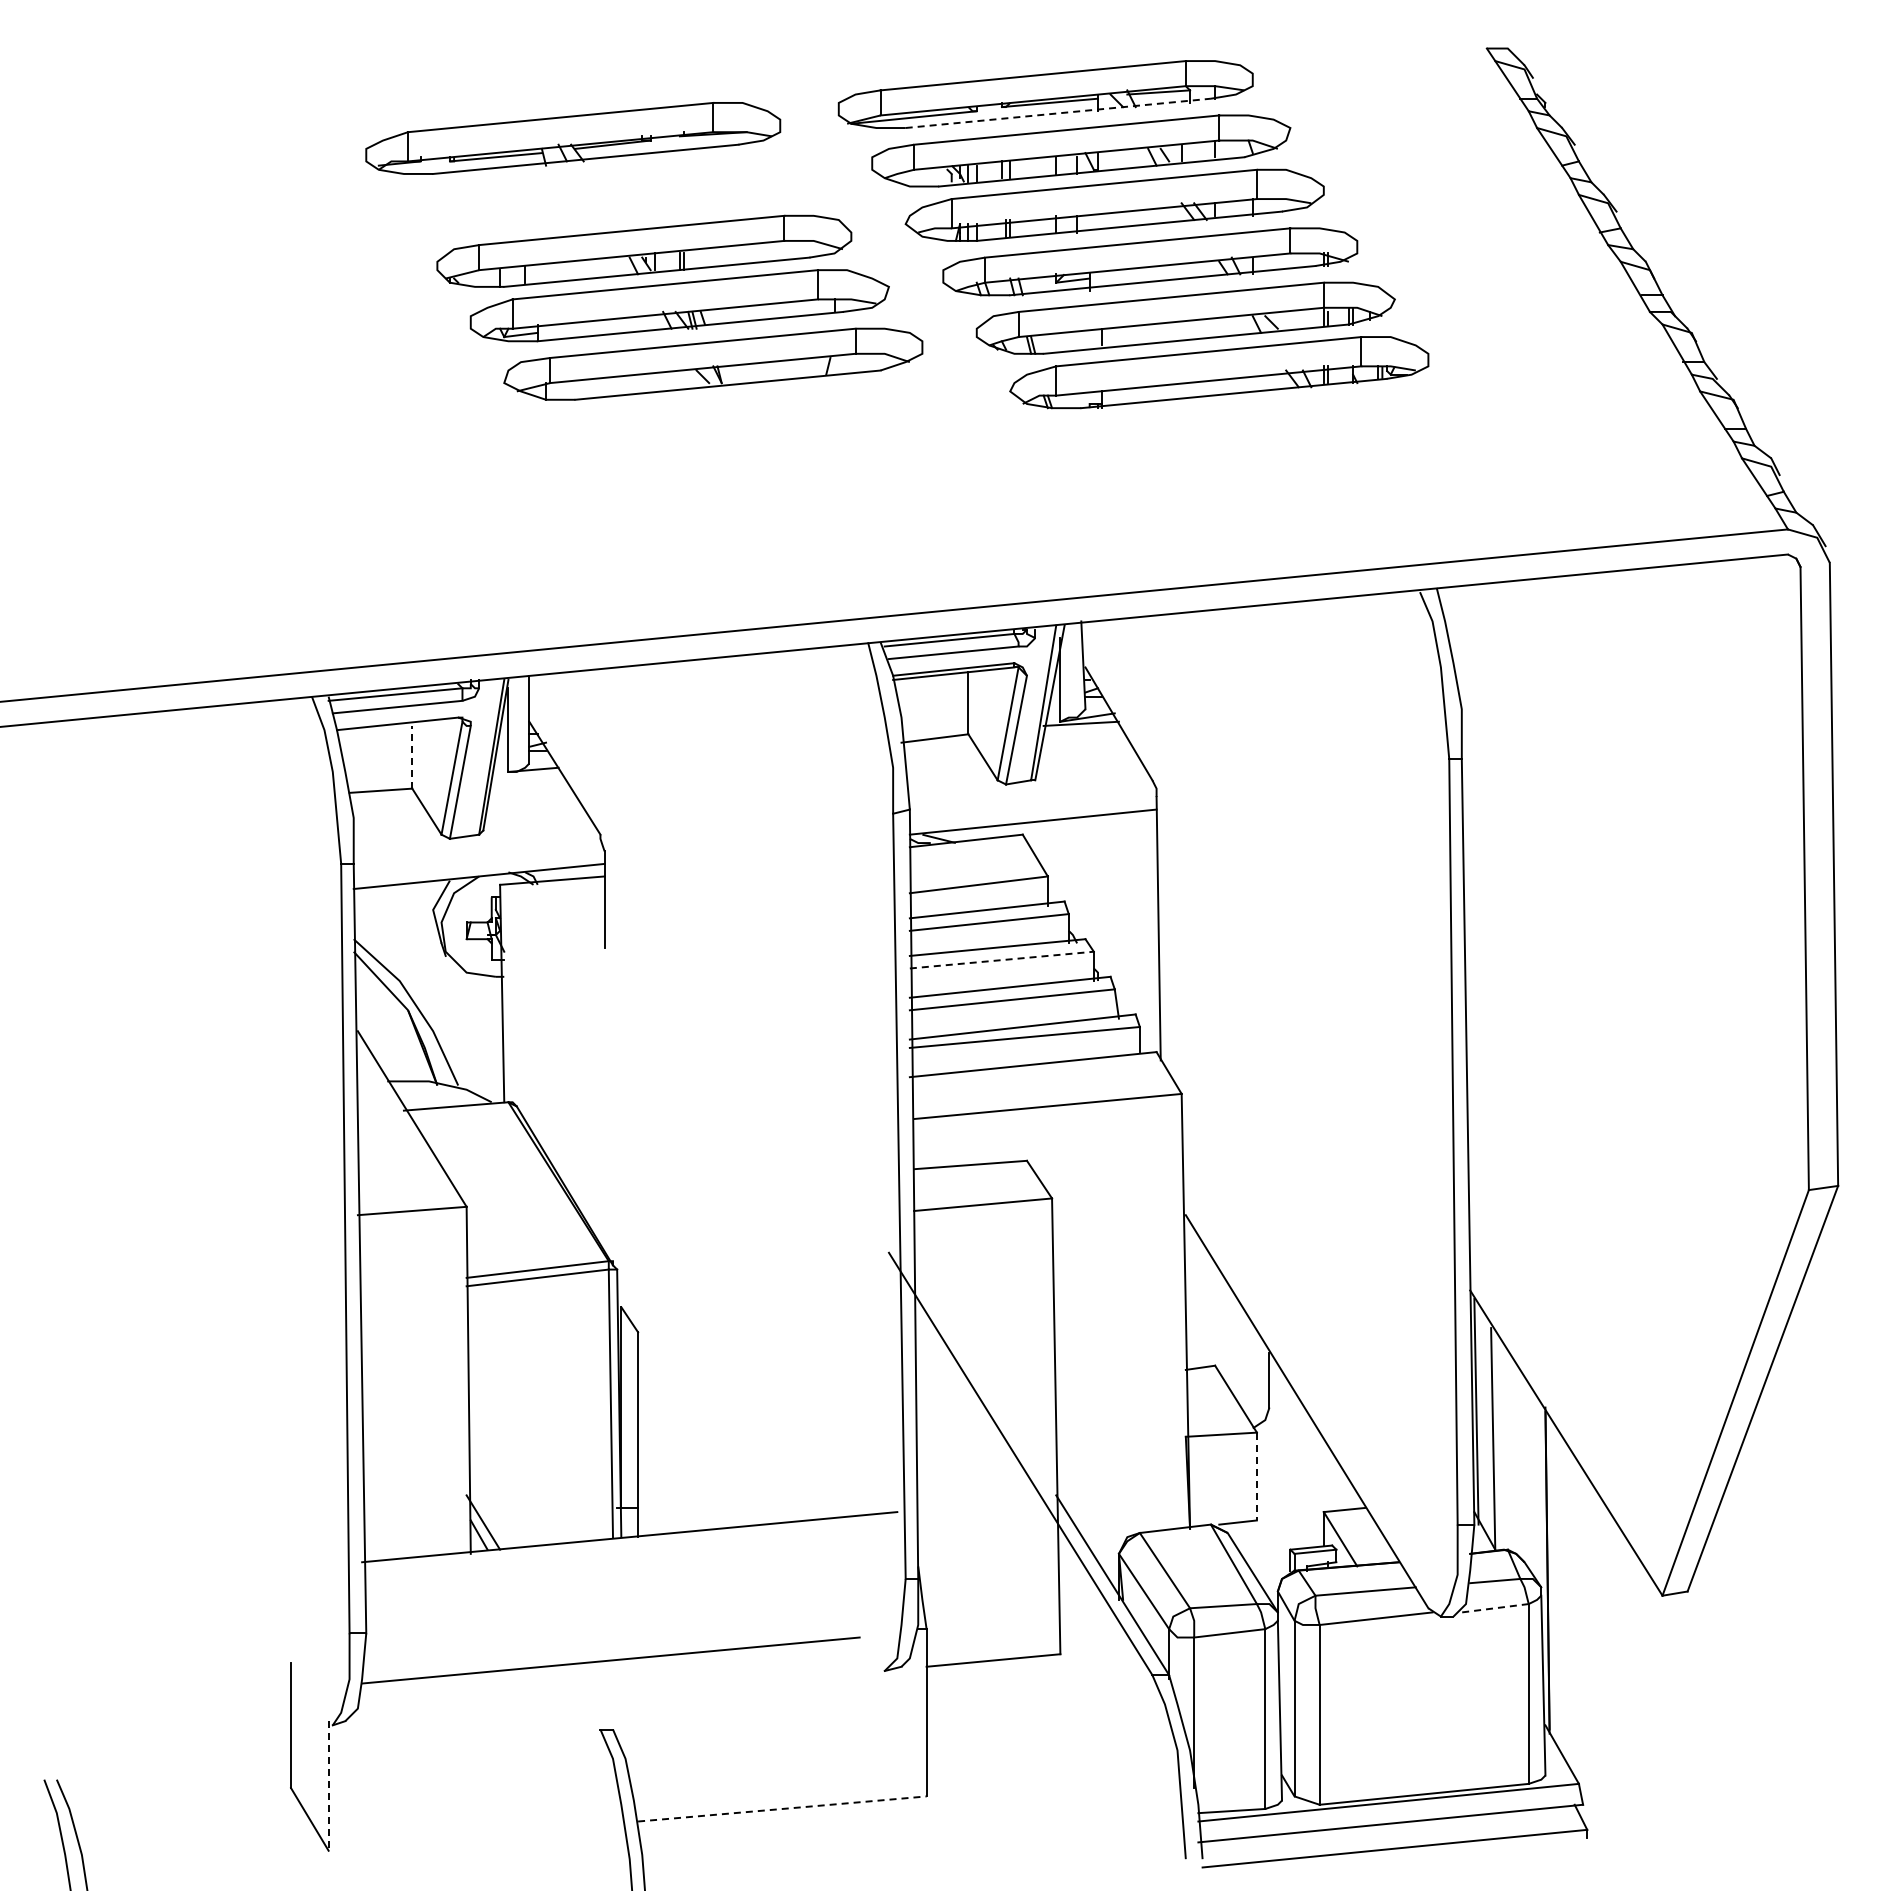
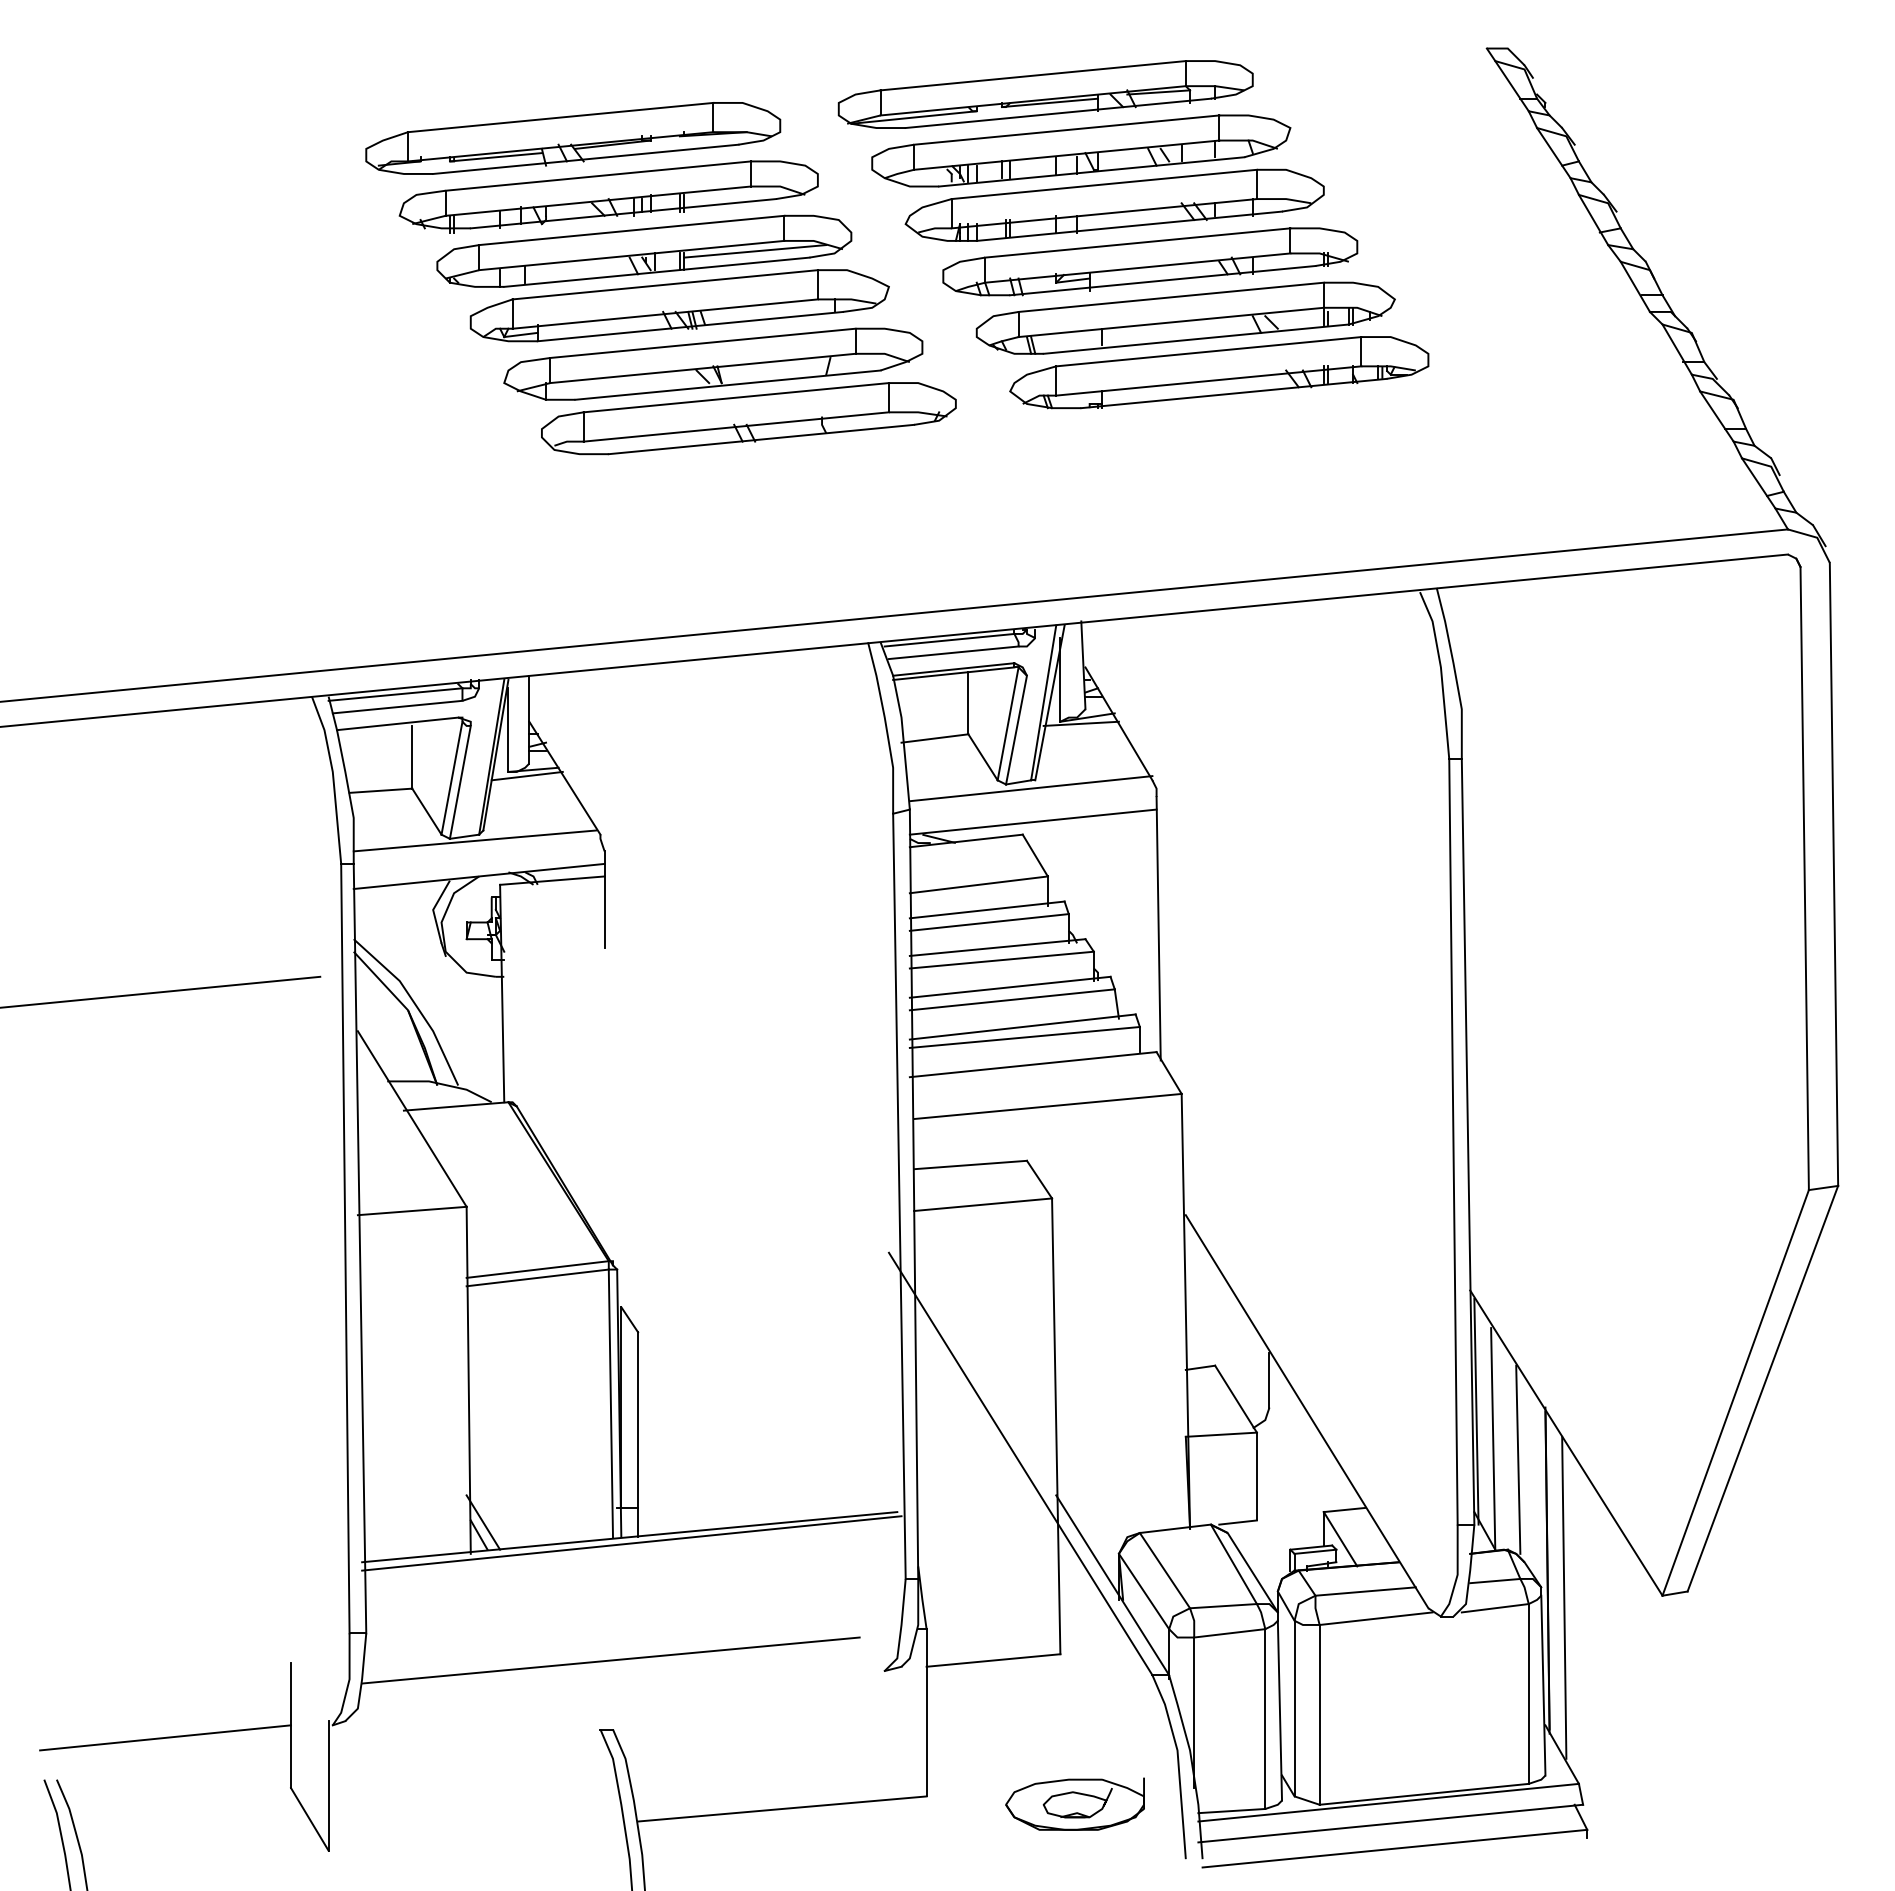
line: dashed -> solid (1058, 113)
part: none -> present (608, 196)
line: none -> present (755, 251)
part: none -> present (748, 418)
line: dashed -> solid (412, 756)
line: none -> present (526, 775)
line: none -> present (1030, 788)
line: none -> present (474, 840)
line: dashed -> solid (1002, 960)
line: none -> present (161, 991)
line: none -> present (1518, 1459)
line: dashed -> solid (1256, 1476)
line: none -> present (631, 1543)
line: none -> present (1564, 1597)
line: dashed -> solid (1495, 1608)
line: none -> present (165, 1737)
line: dashed -> solid (328, 1785)
part: none -> present (1074, 1803)
line: dashed -> solid (782, 1808)
